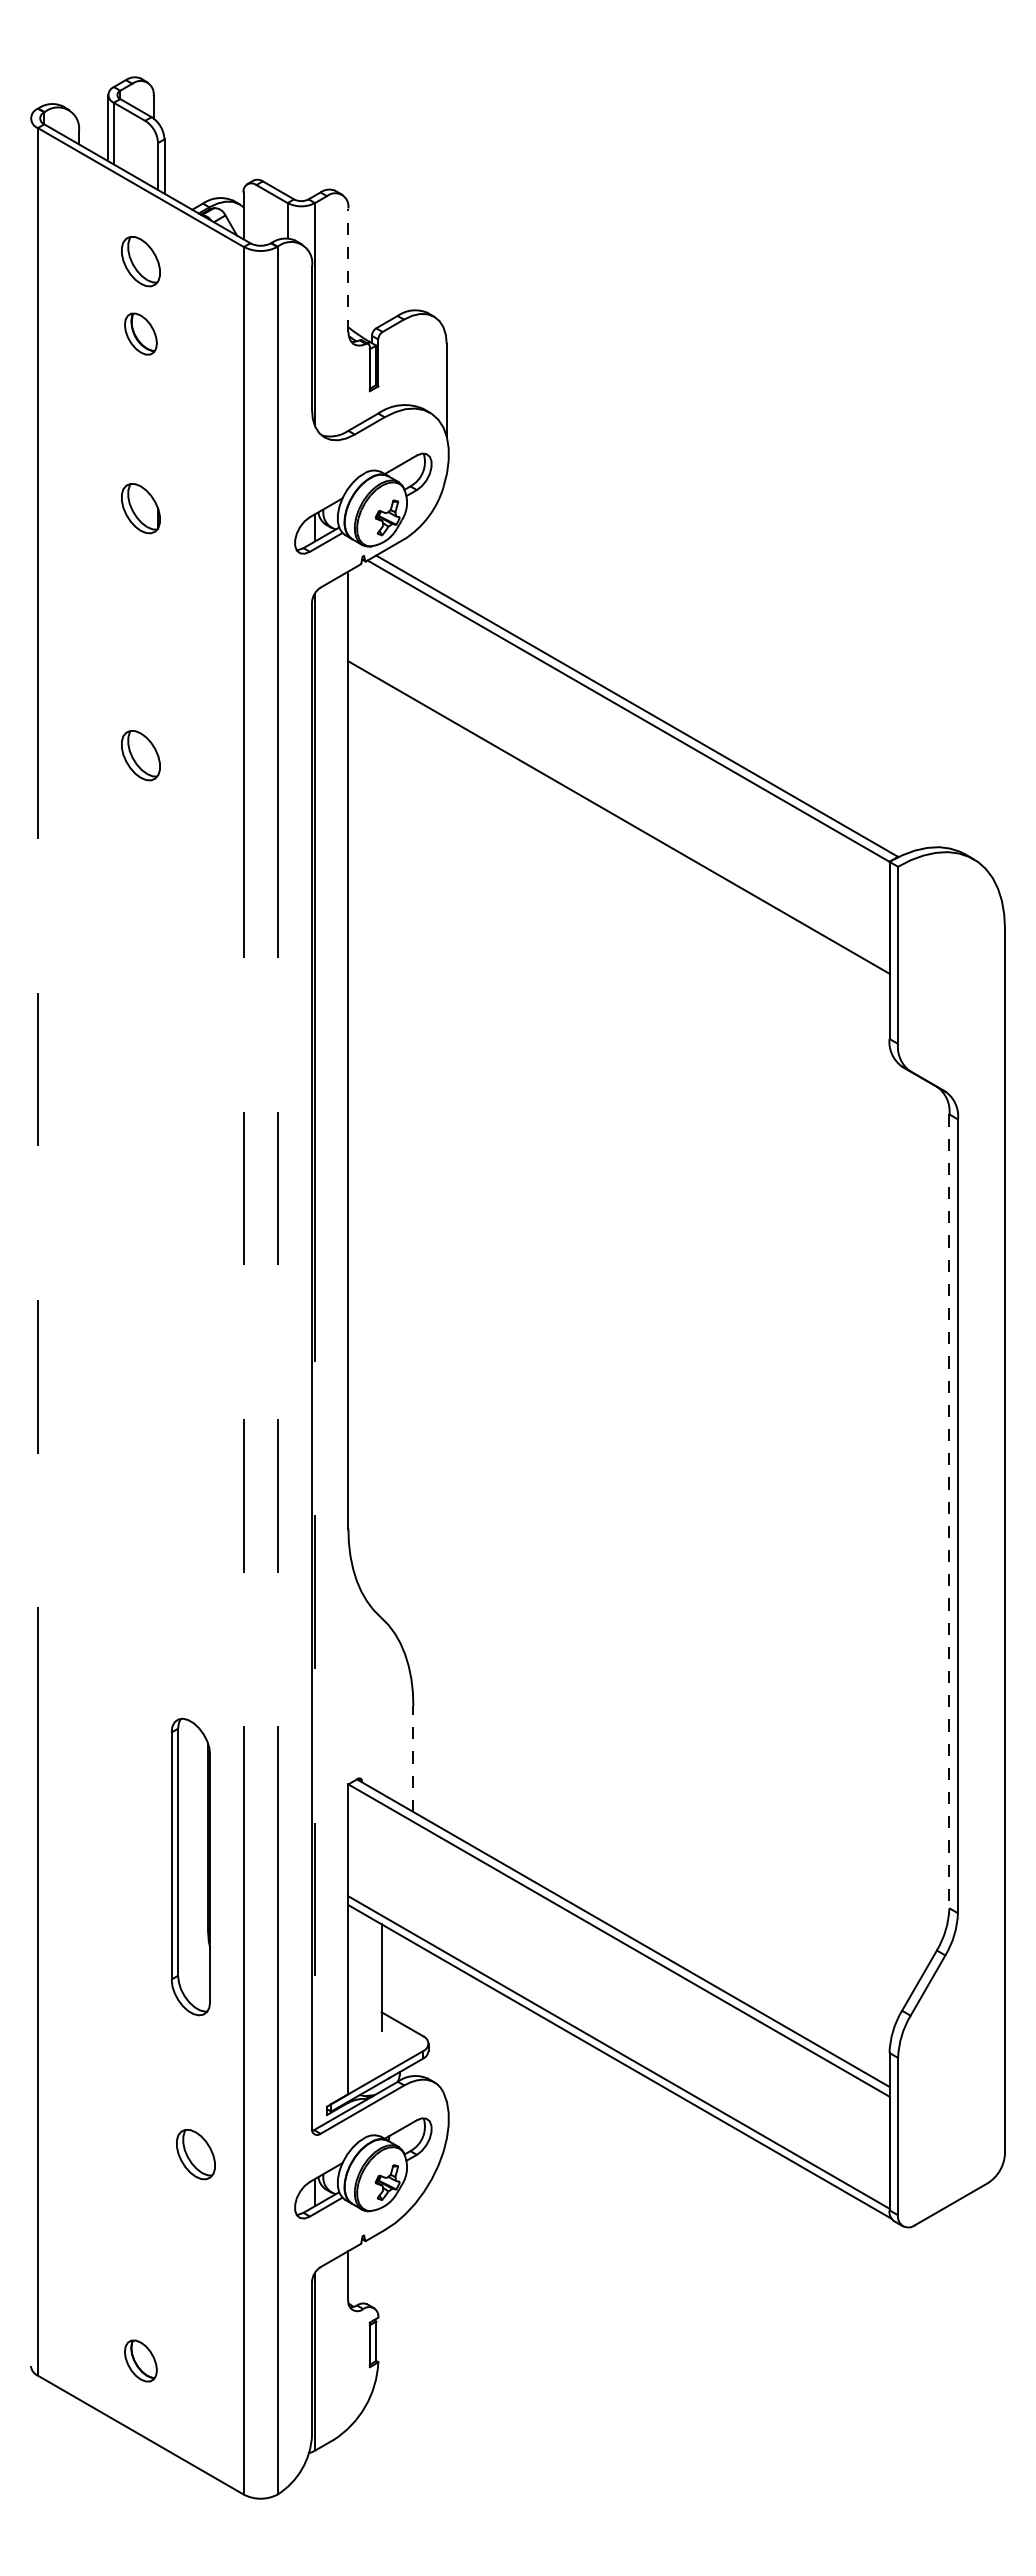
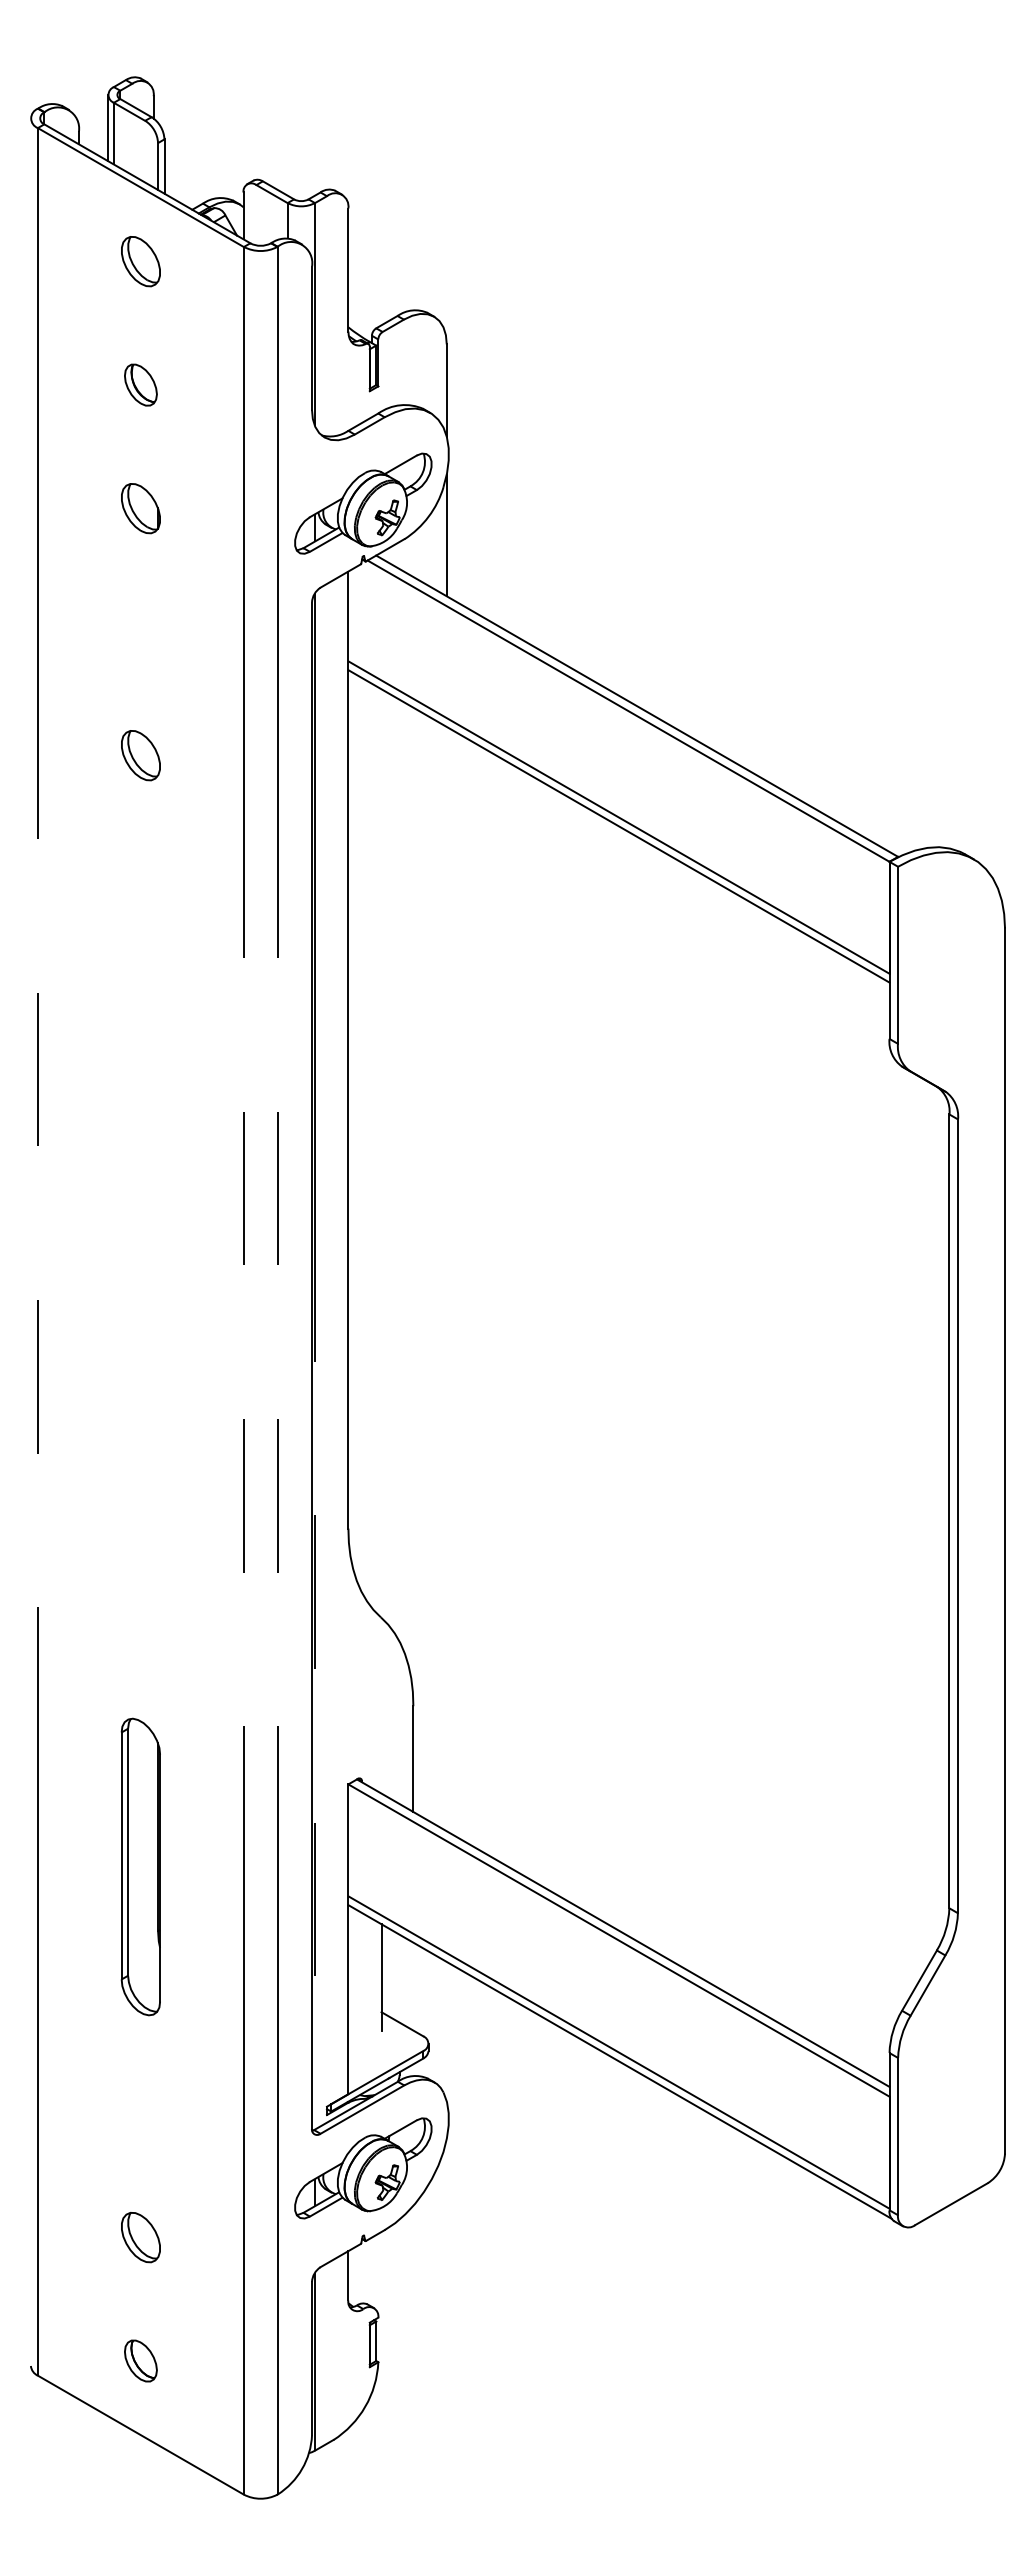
line: dashed -> solid (348, 270)
part position: (140, 333) -> (140, 384) (140, 384)
line: none -> present (446, 535)
line: none -> present (618, 826)
line: dashed -> solid (949, 1511)
line: dashed -> solid (413, 1759)
part position: (190, 1866) -> (140, 1866) (140, 1866)
part position: (195, 2154) -> (140, 2237) (140, 2237)
